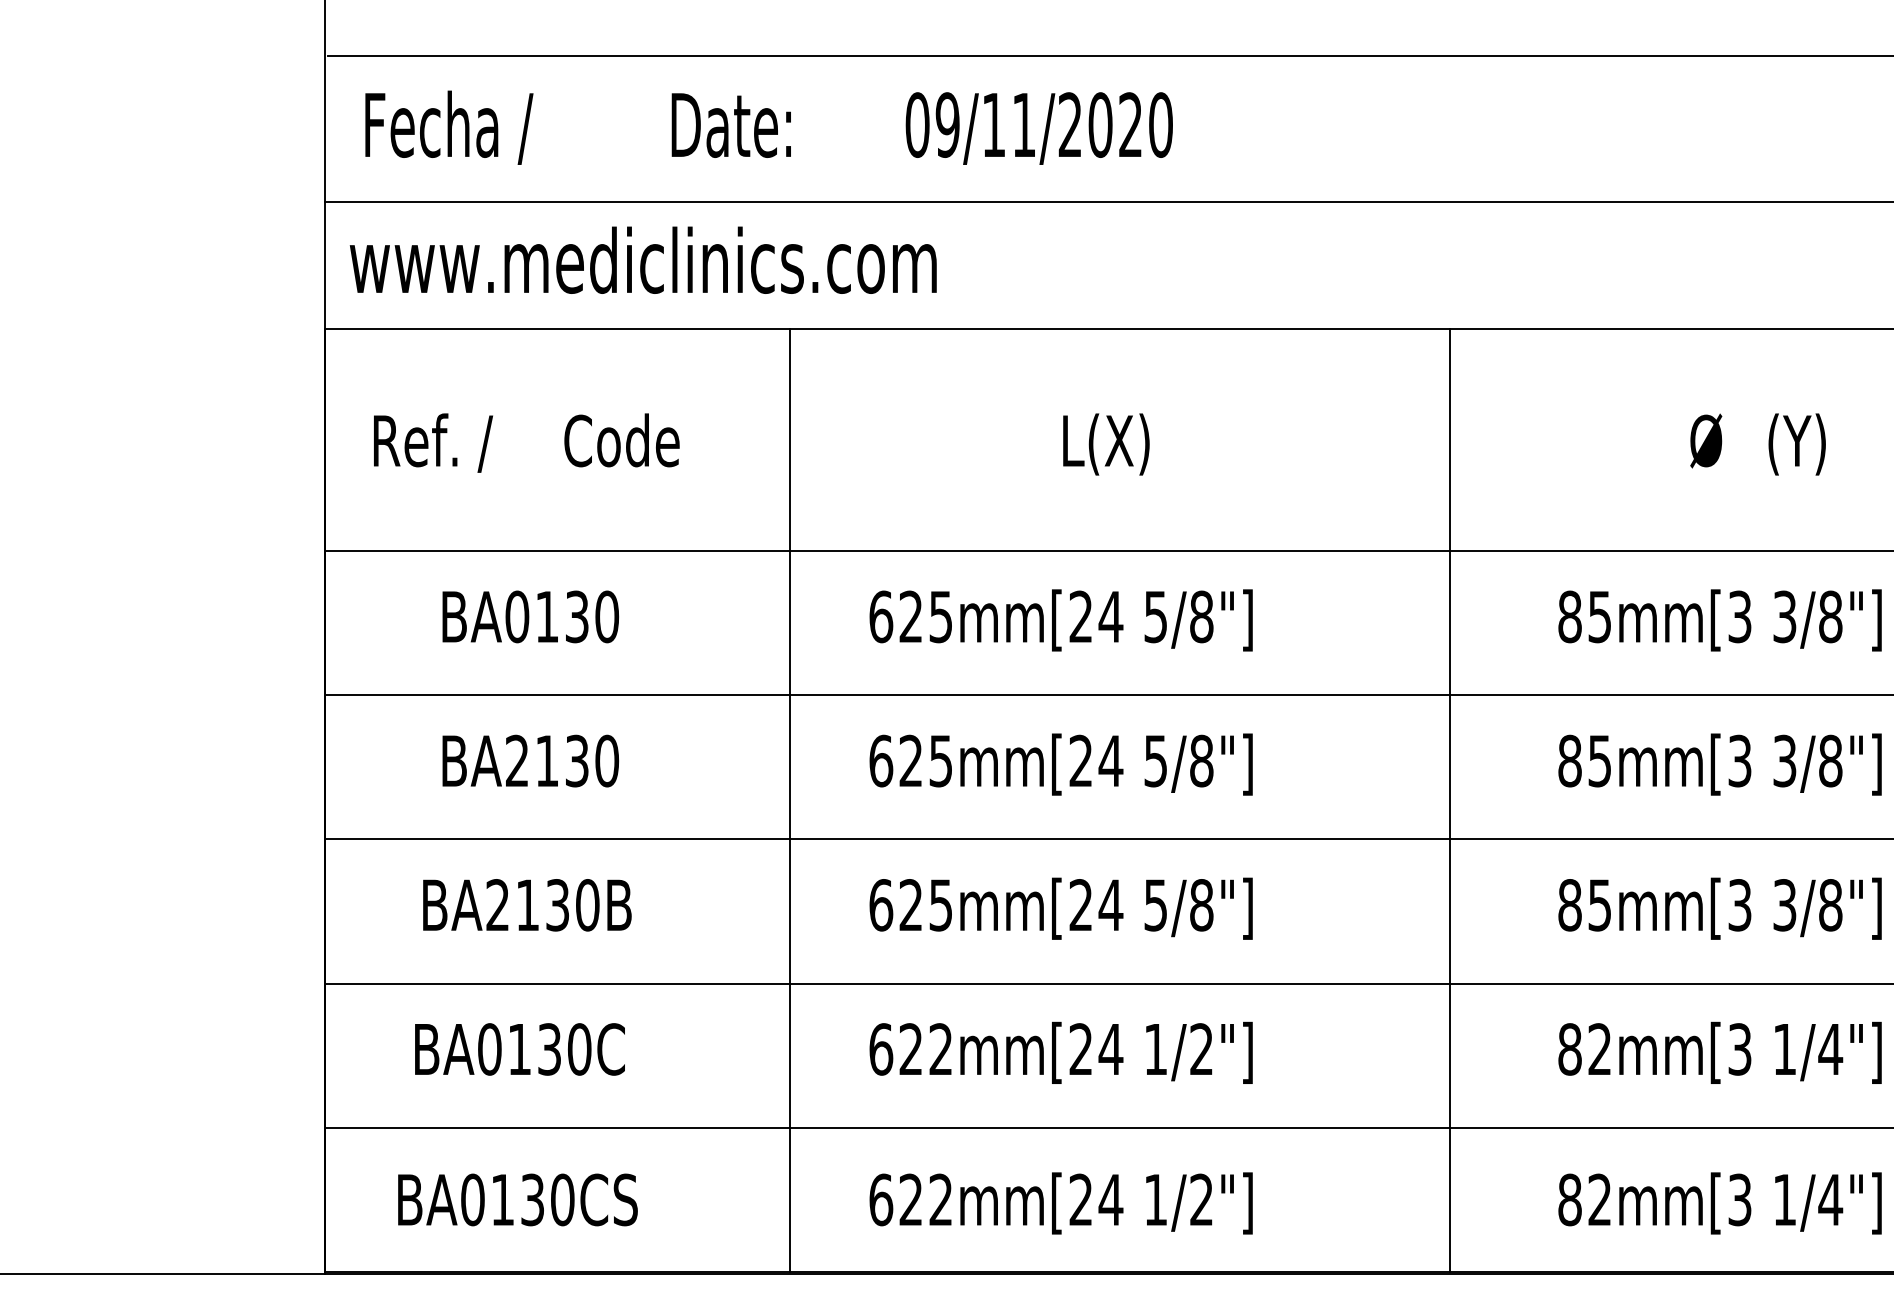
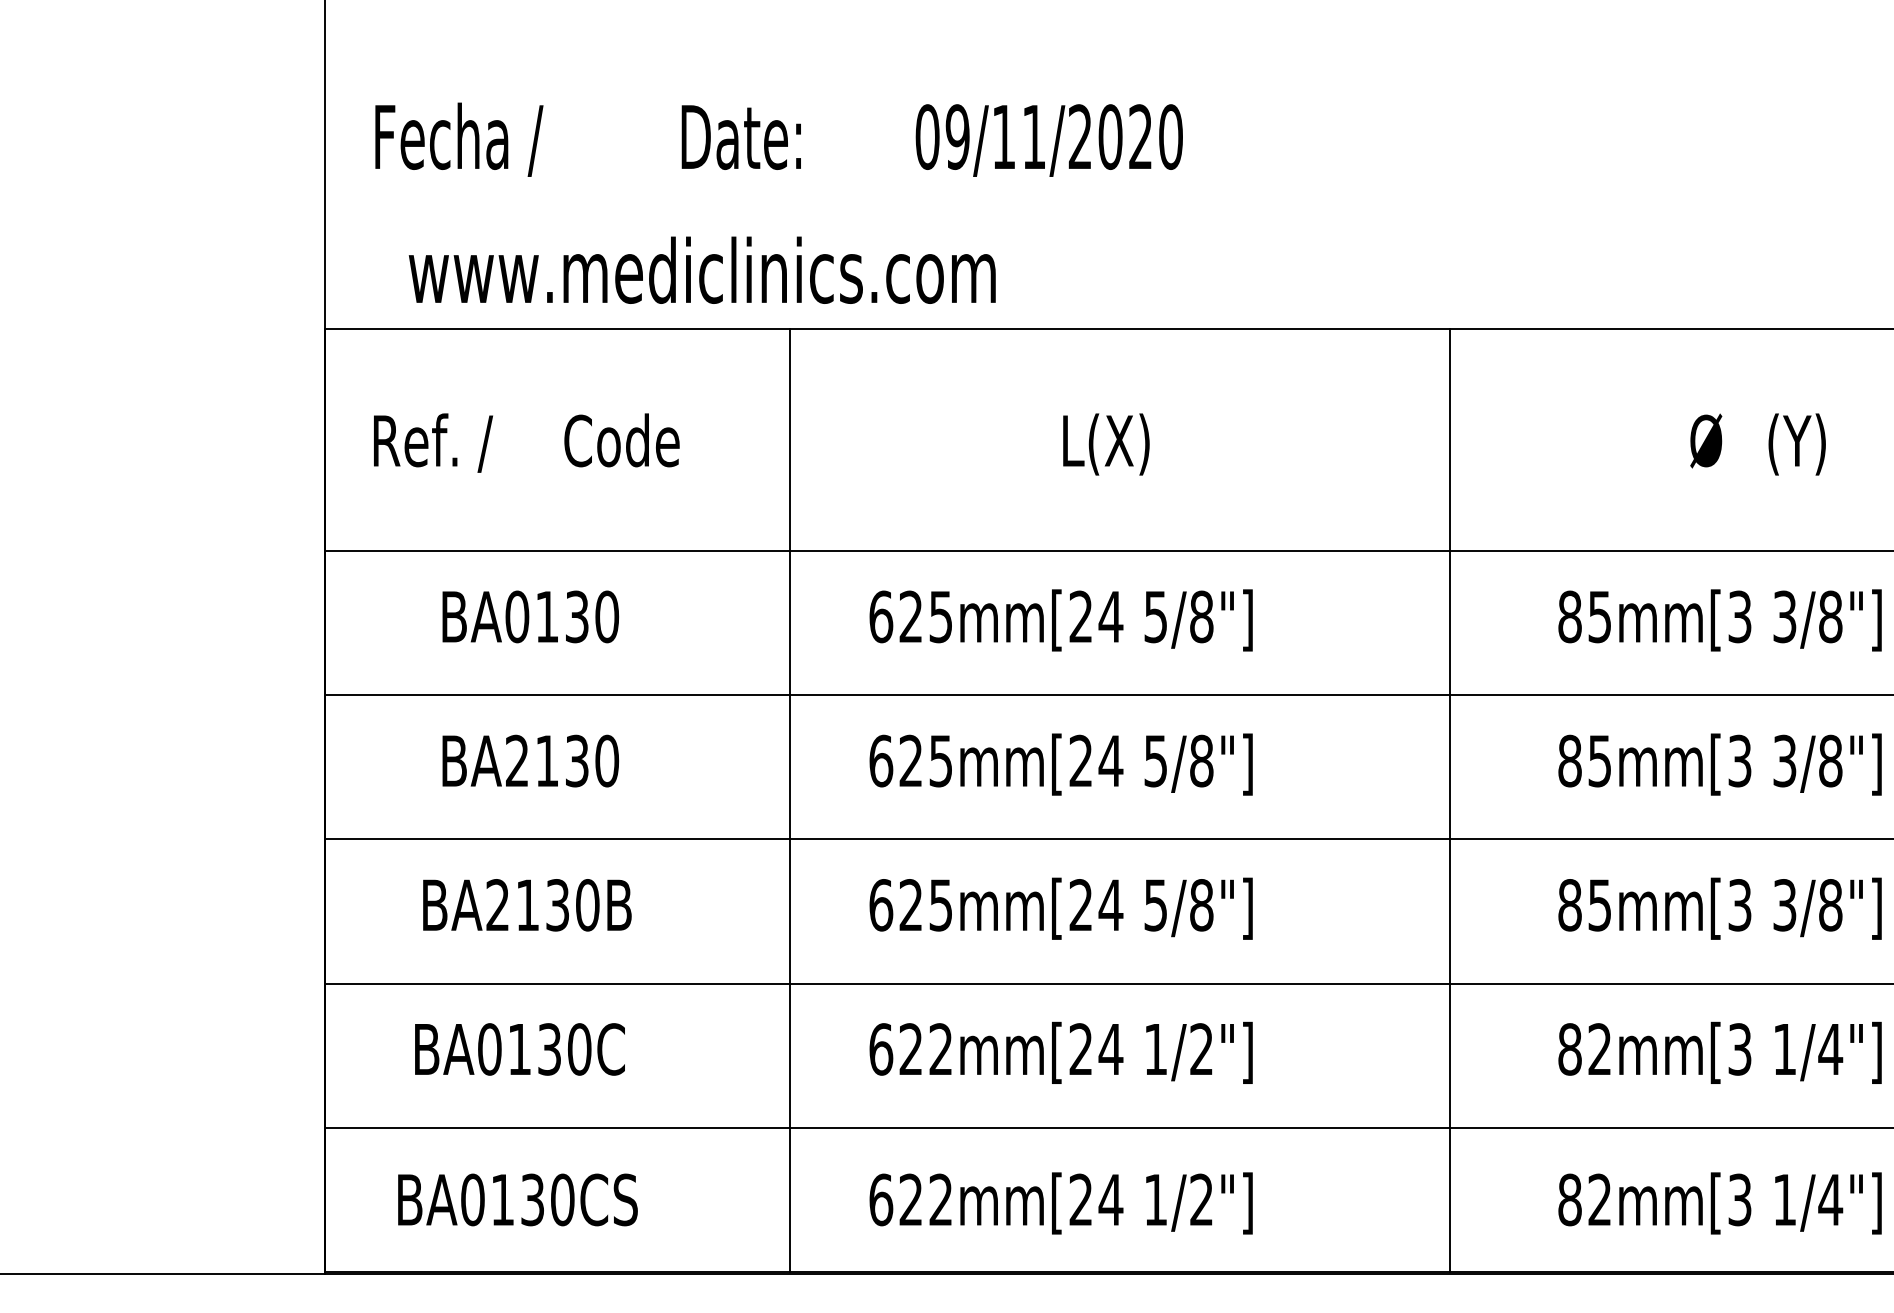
line: present -> none (1108, 55)
text position: (768, 127) -> (778, 139) (778, 139)
line: present -> none (1107, 201)
text position: (642, 259) -> (701, 269) (701, 269)
